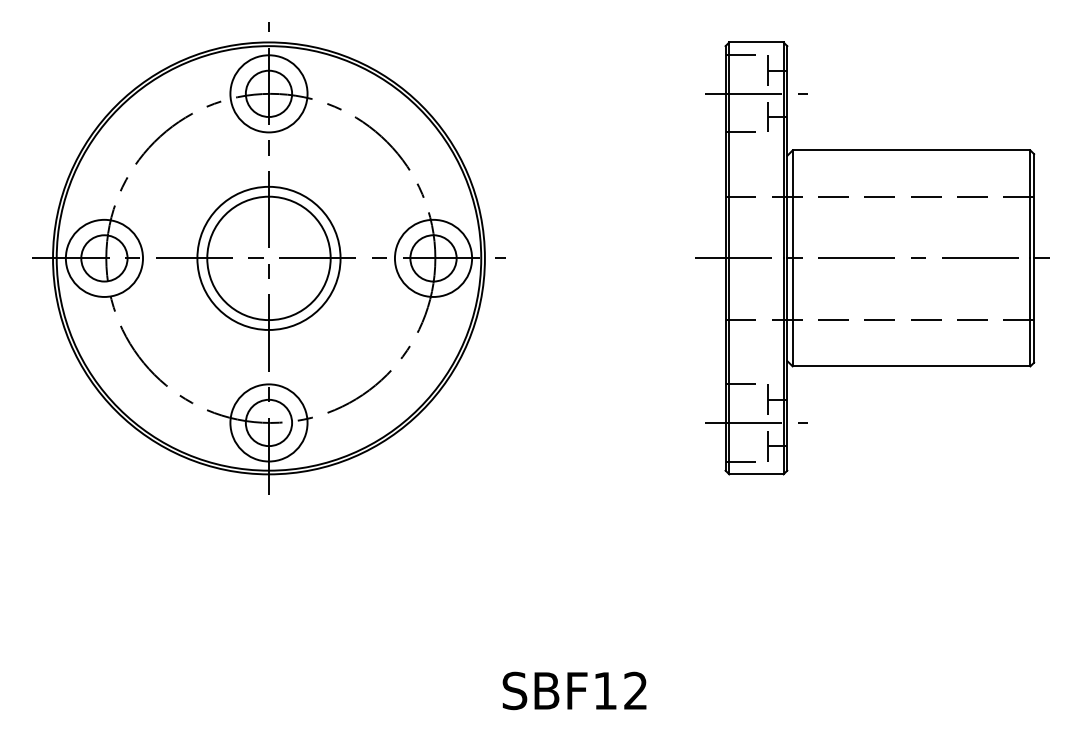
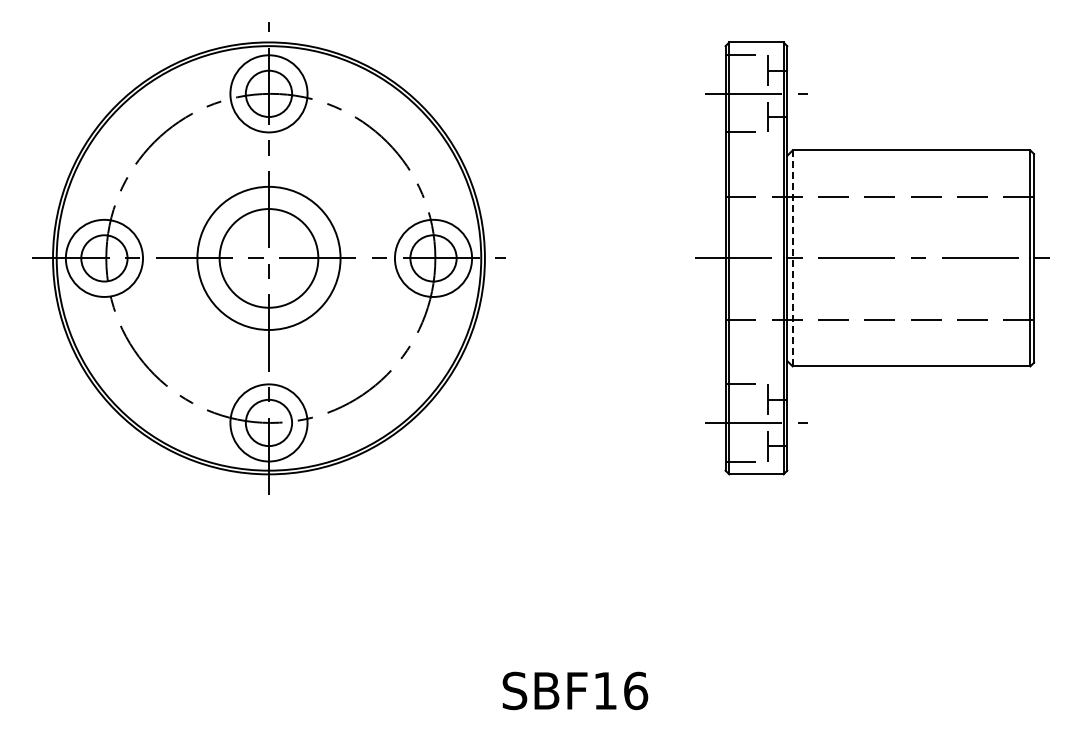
circle diameter: 123 px -> 99 px (268, 258)
line: solid -> dashed (792, 258)
text: SBF12 -> SBF16 (636, 690)
